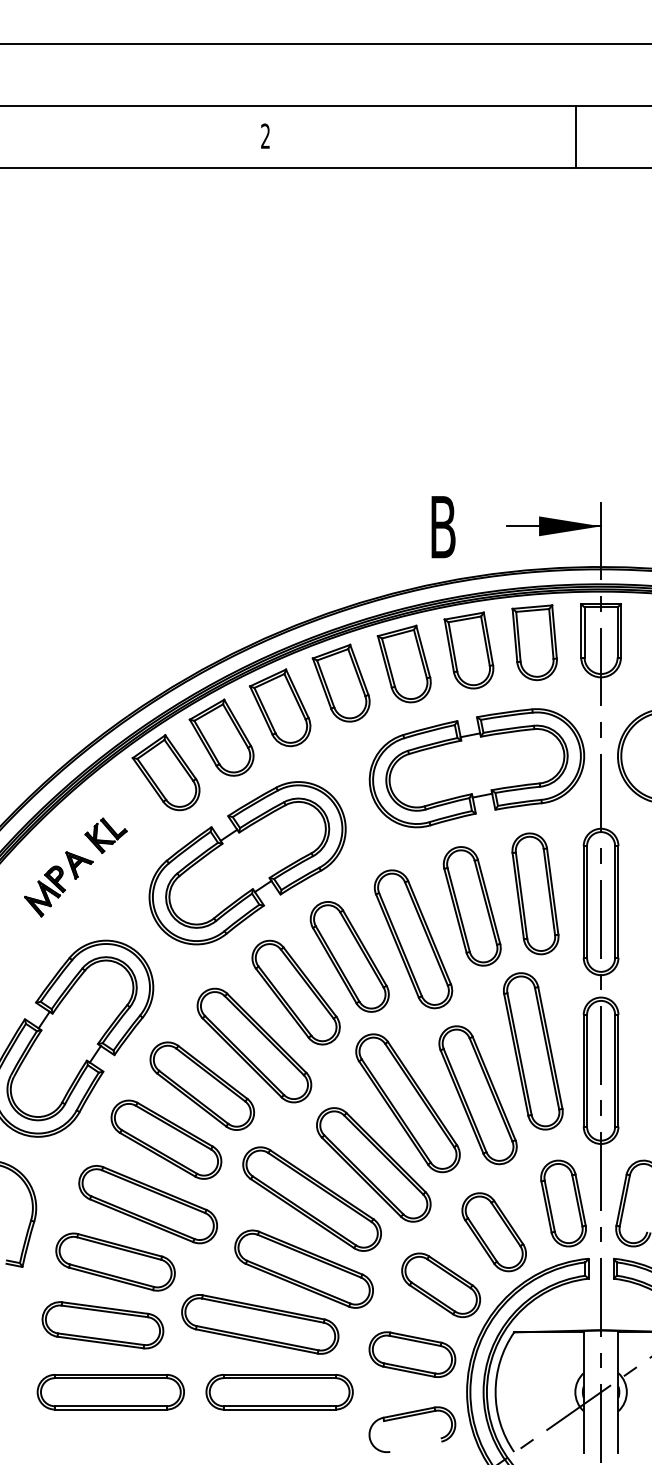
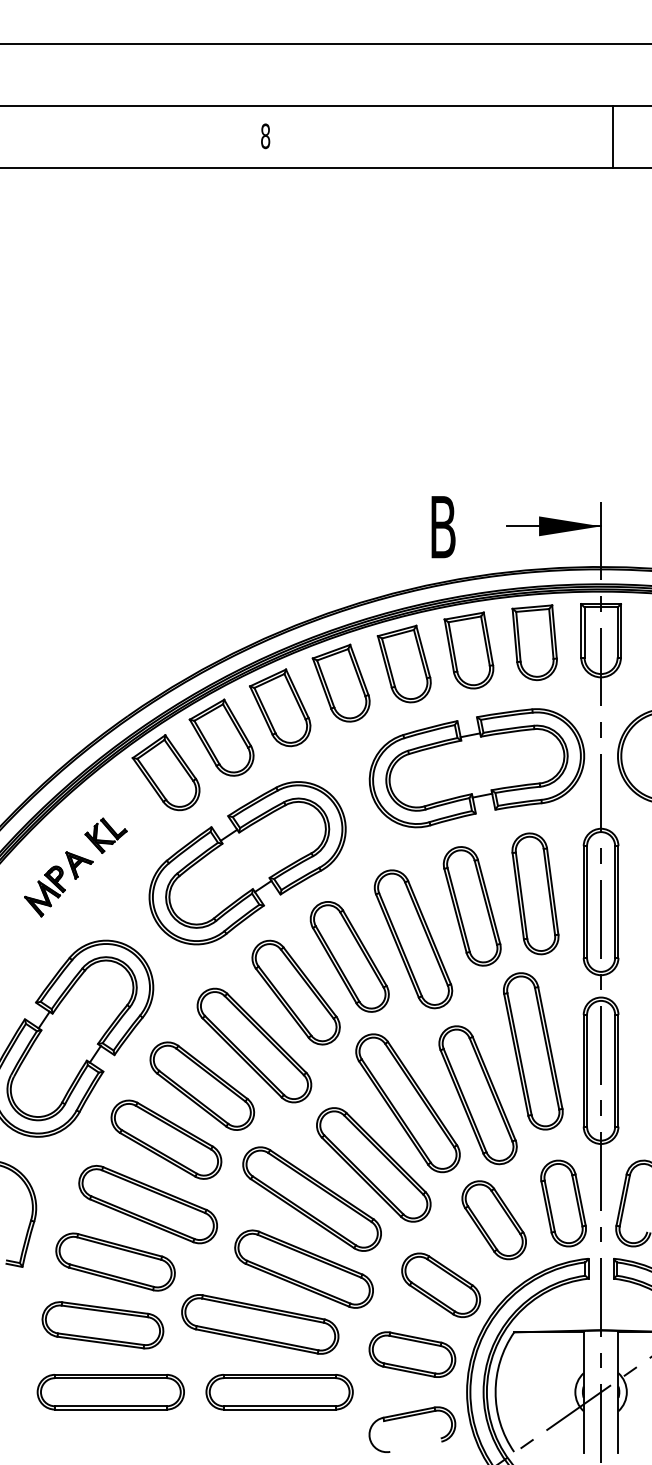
text: 2 -> 8 (265, 136)
line position: (575, 137) -> (612, 137) (612, 137)
part position: (493, 1232) -> (493, 1220) (493, 1220)
